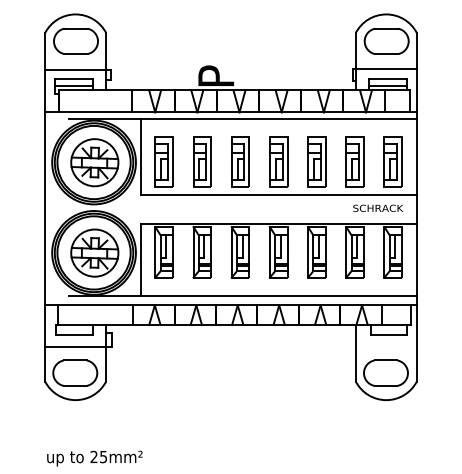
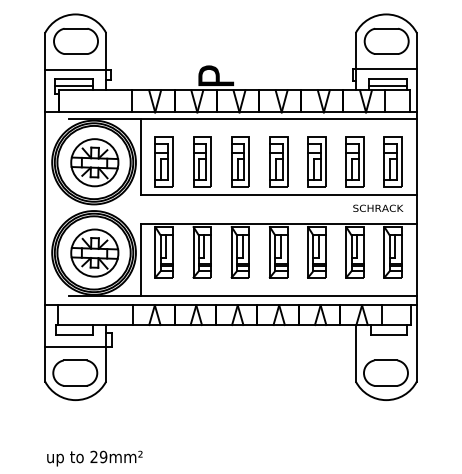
text: 25mm² -> 29mm² (103, 456)
